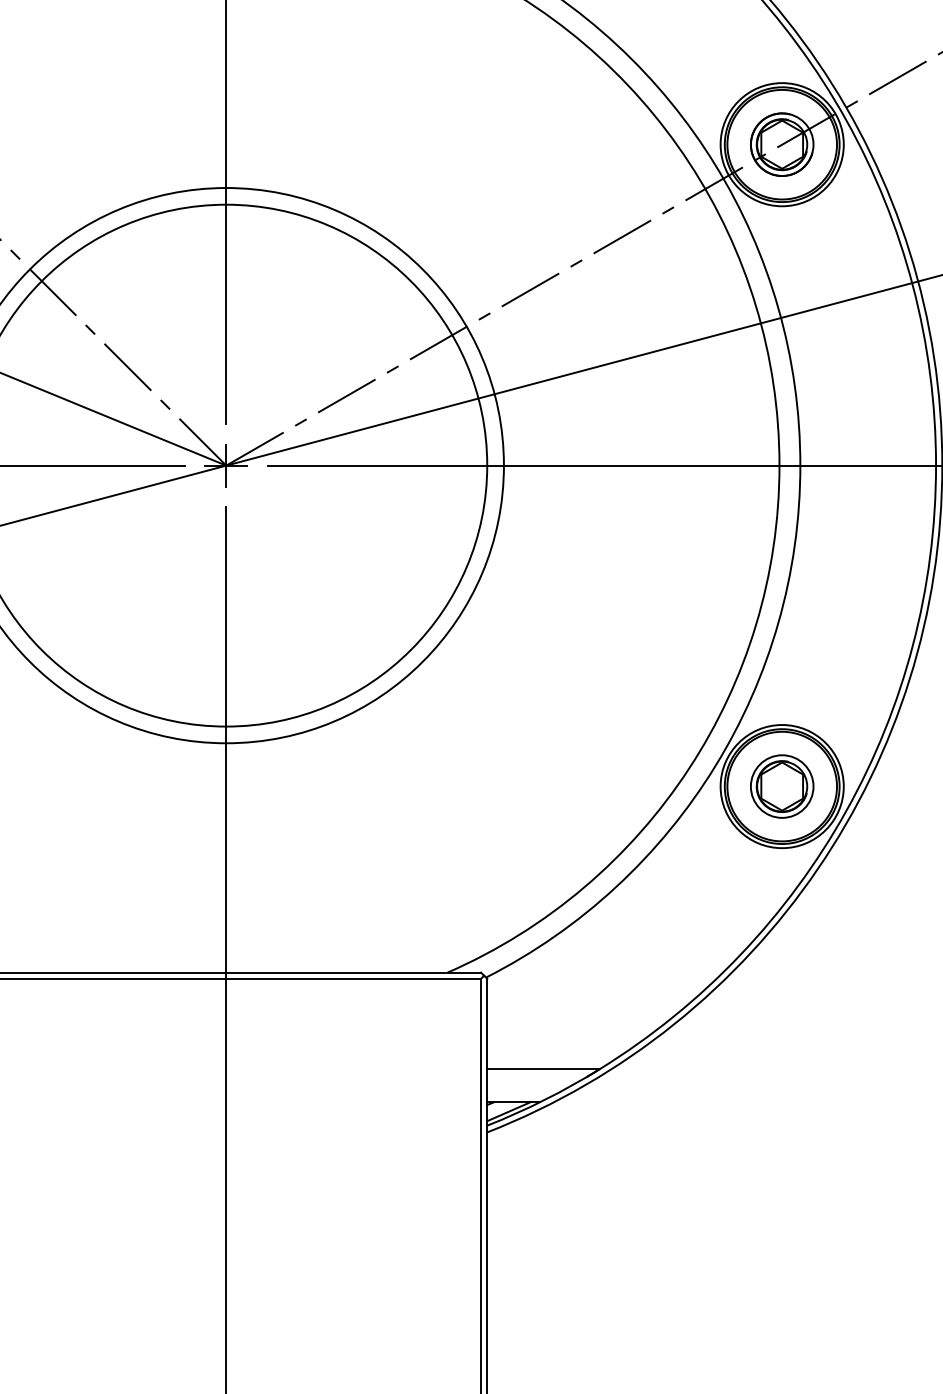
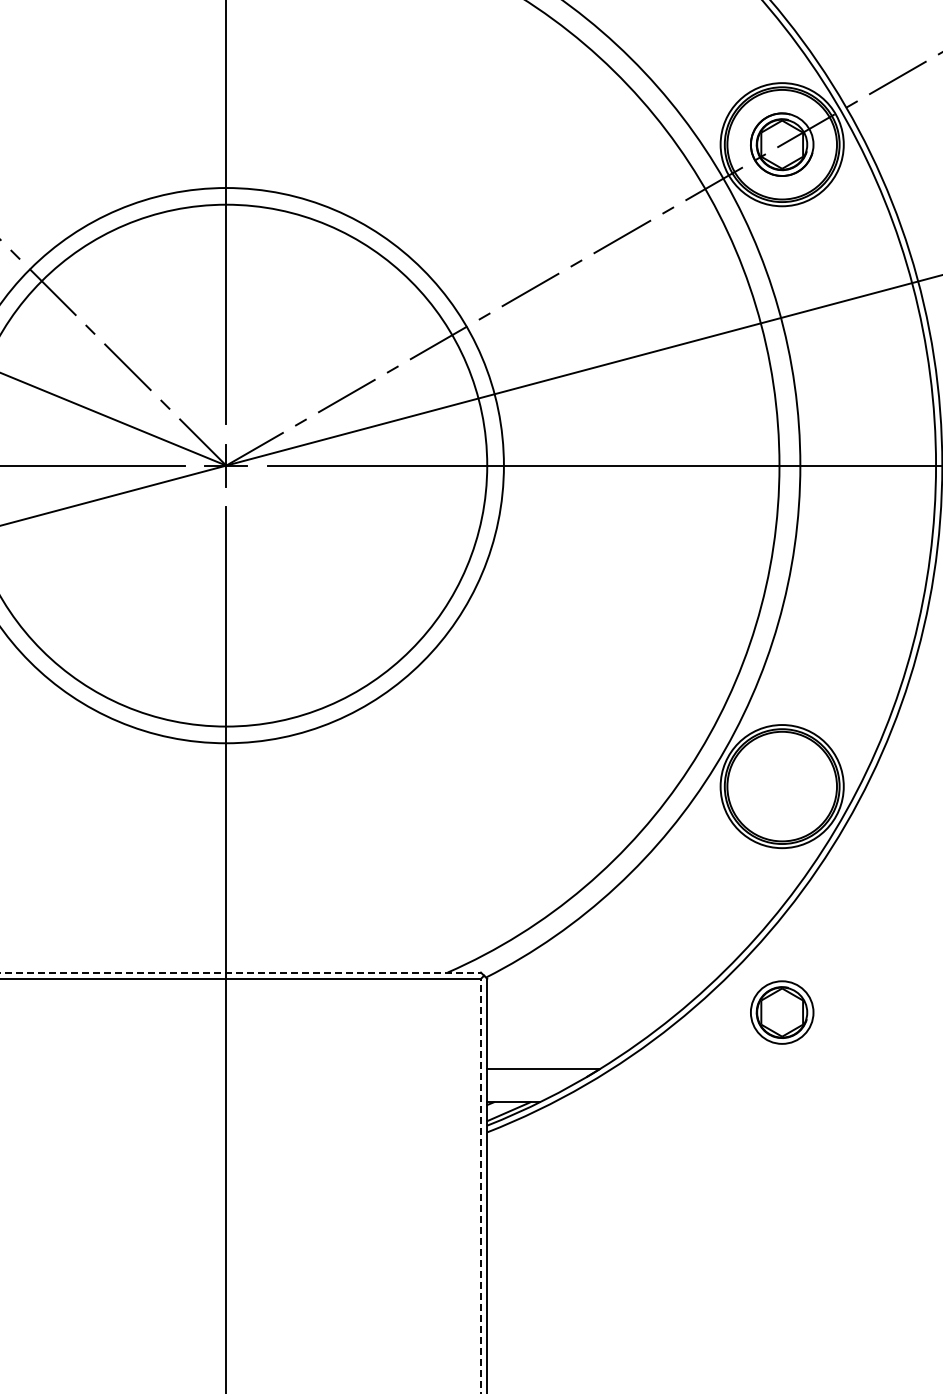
part position: (782, 786) -> (782, 1012) (782, 1012)
line: solid -> dashed (241, 972)
line: solid -> dashed (480, 1185)
